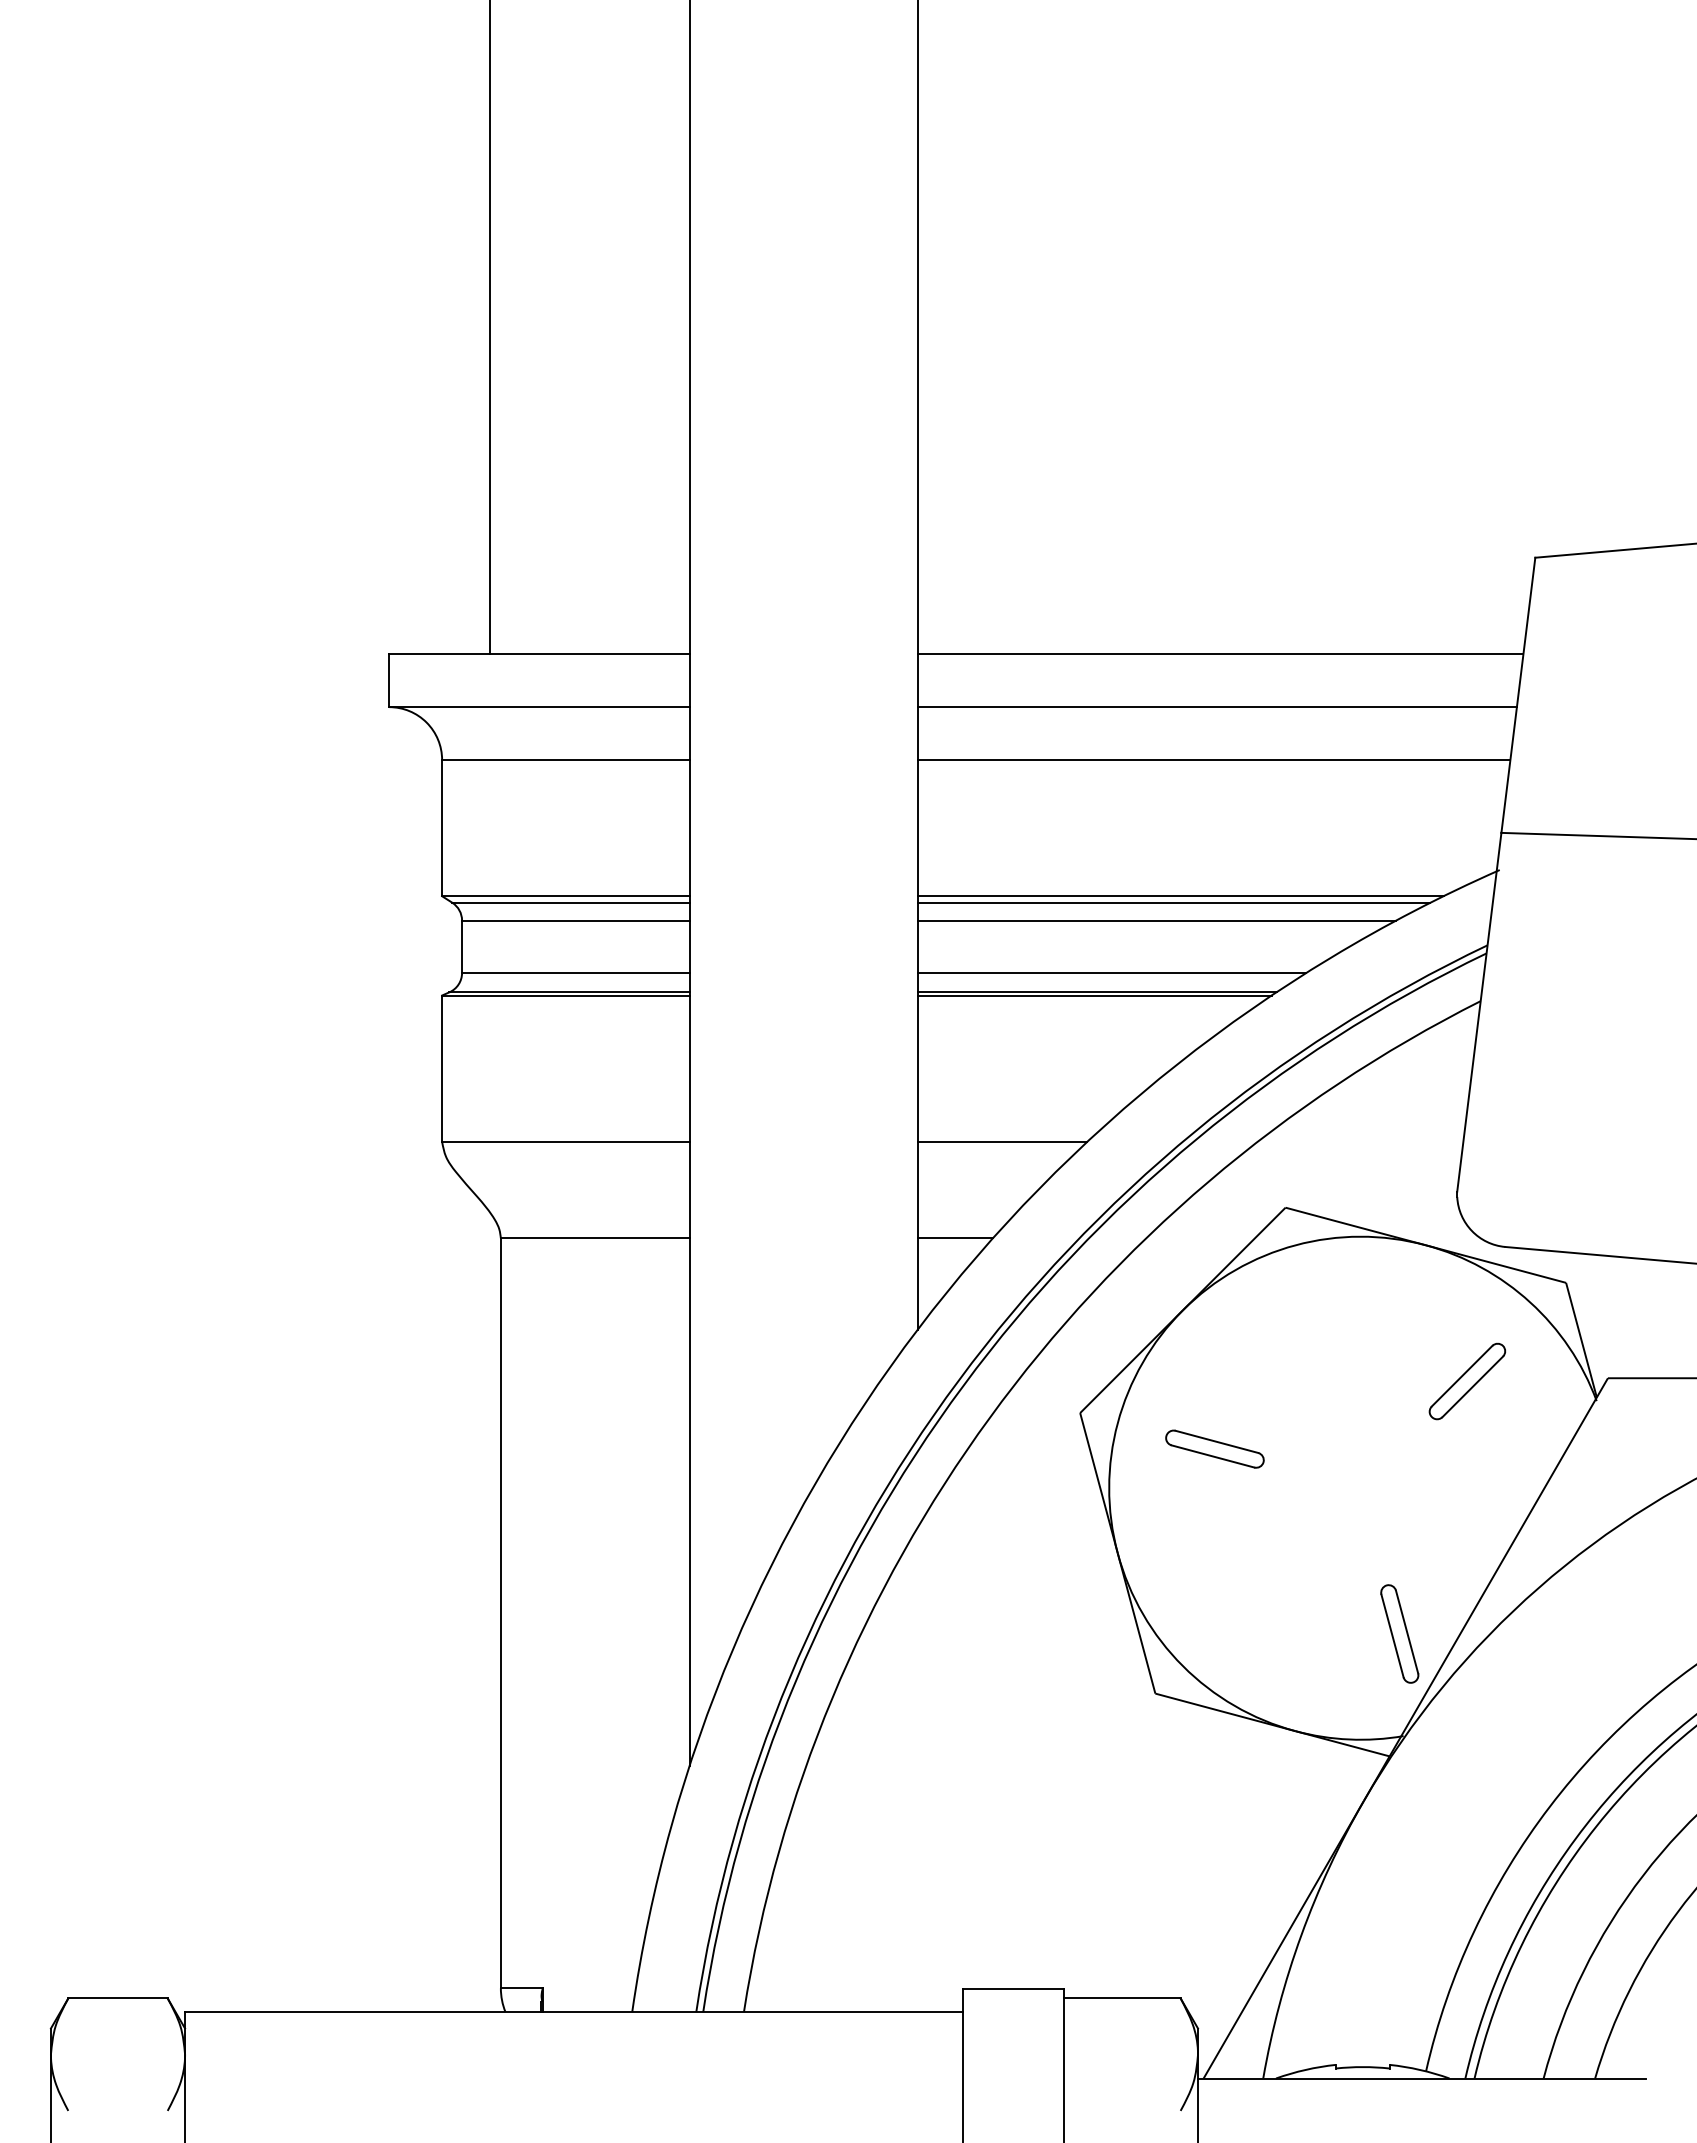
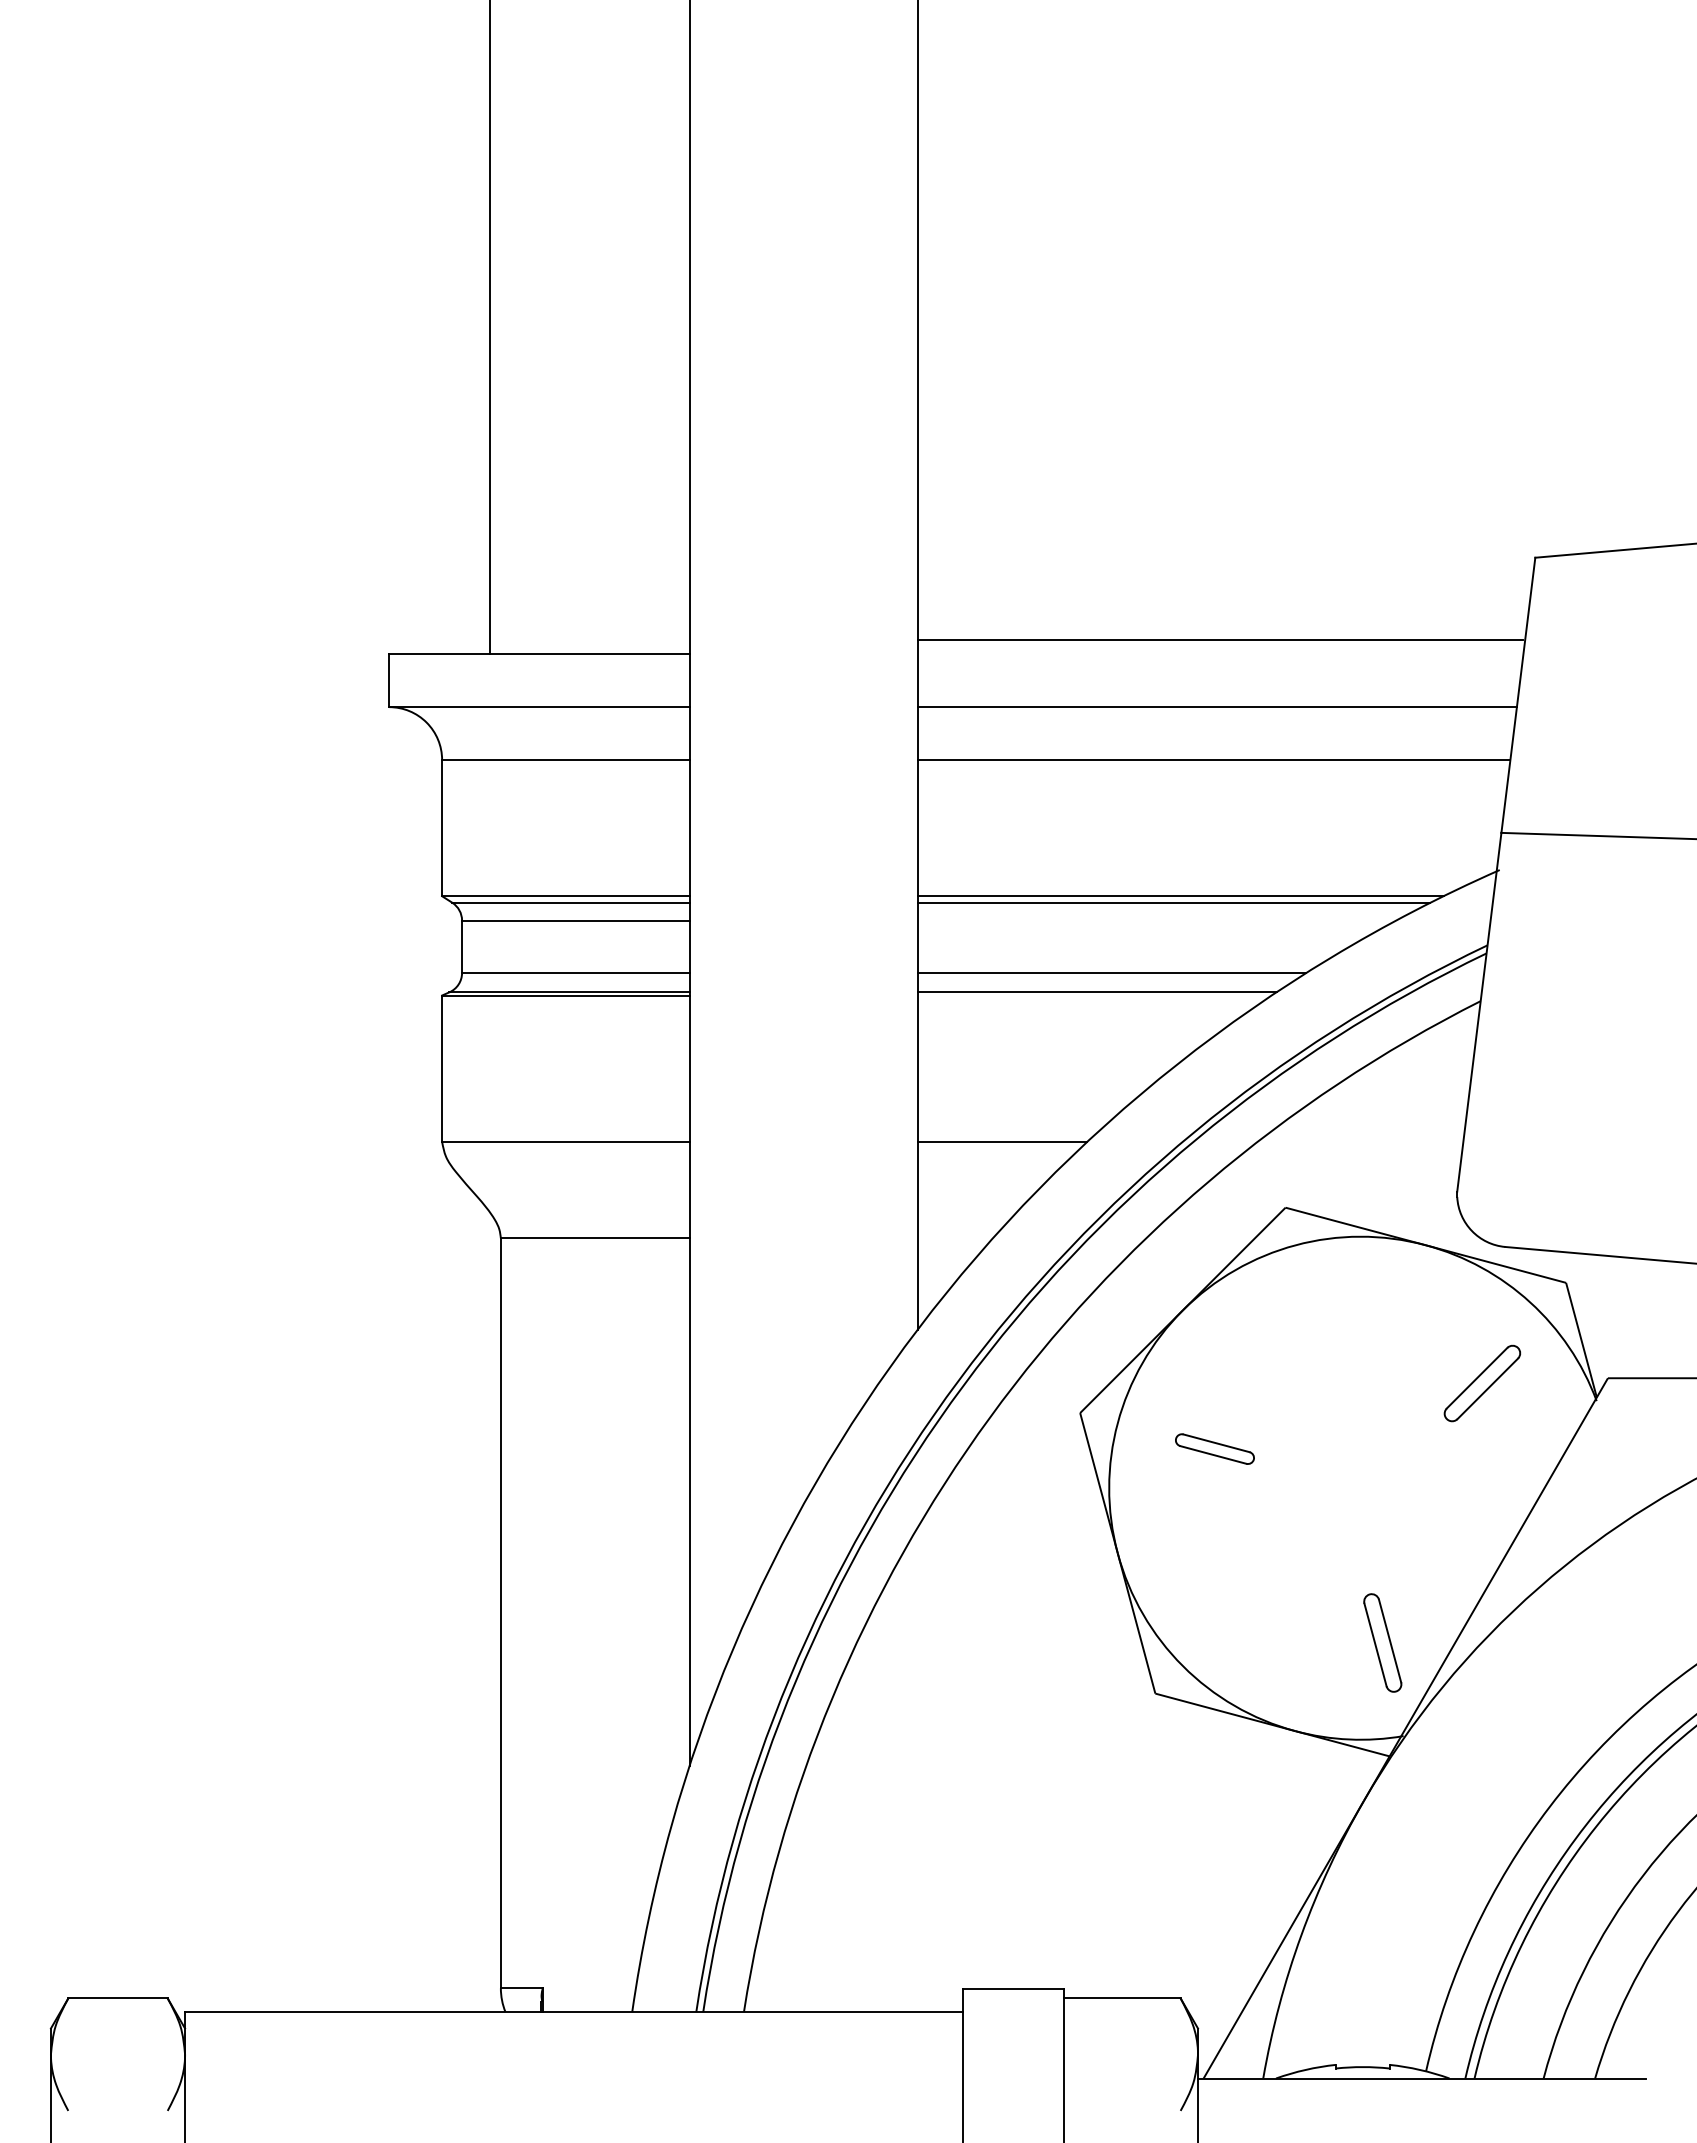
line position: (1220, 654) -> (1220, 640) (1220, 640)
line: present -> none (1156, 920)
line: present -> none (1094, 995)
line: present -> none (954, 1238)
part position: (1466, 1381) -> (1481, 1383) (1481, 1383)
part size: 100x40 px -> 80x32 px (1214, 1448)
part position: (1399, 1633) -> (1382, 1642) (1382, 1642)
